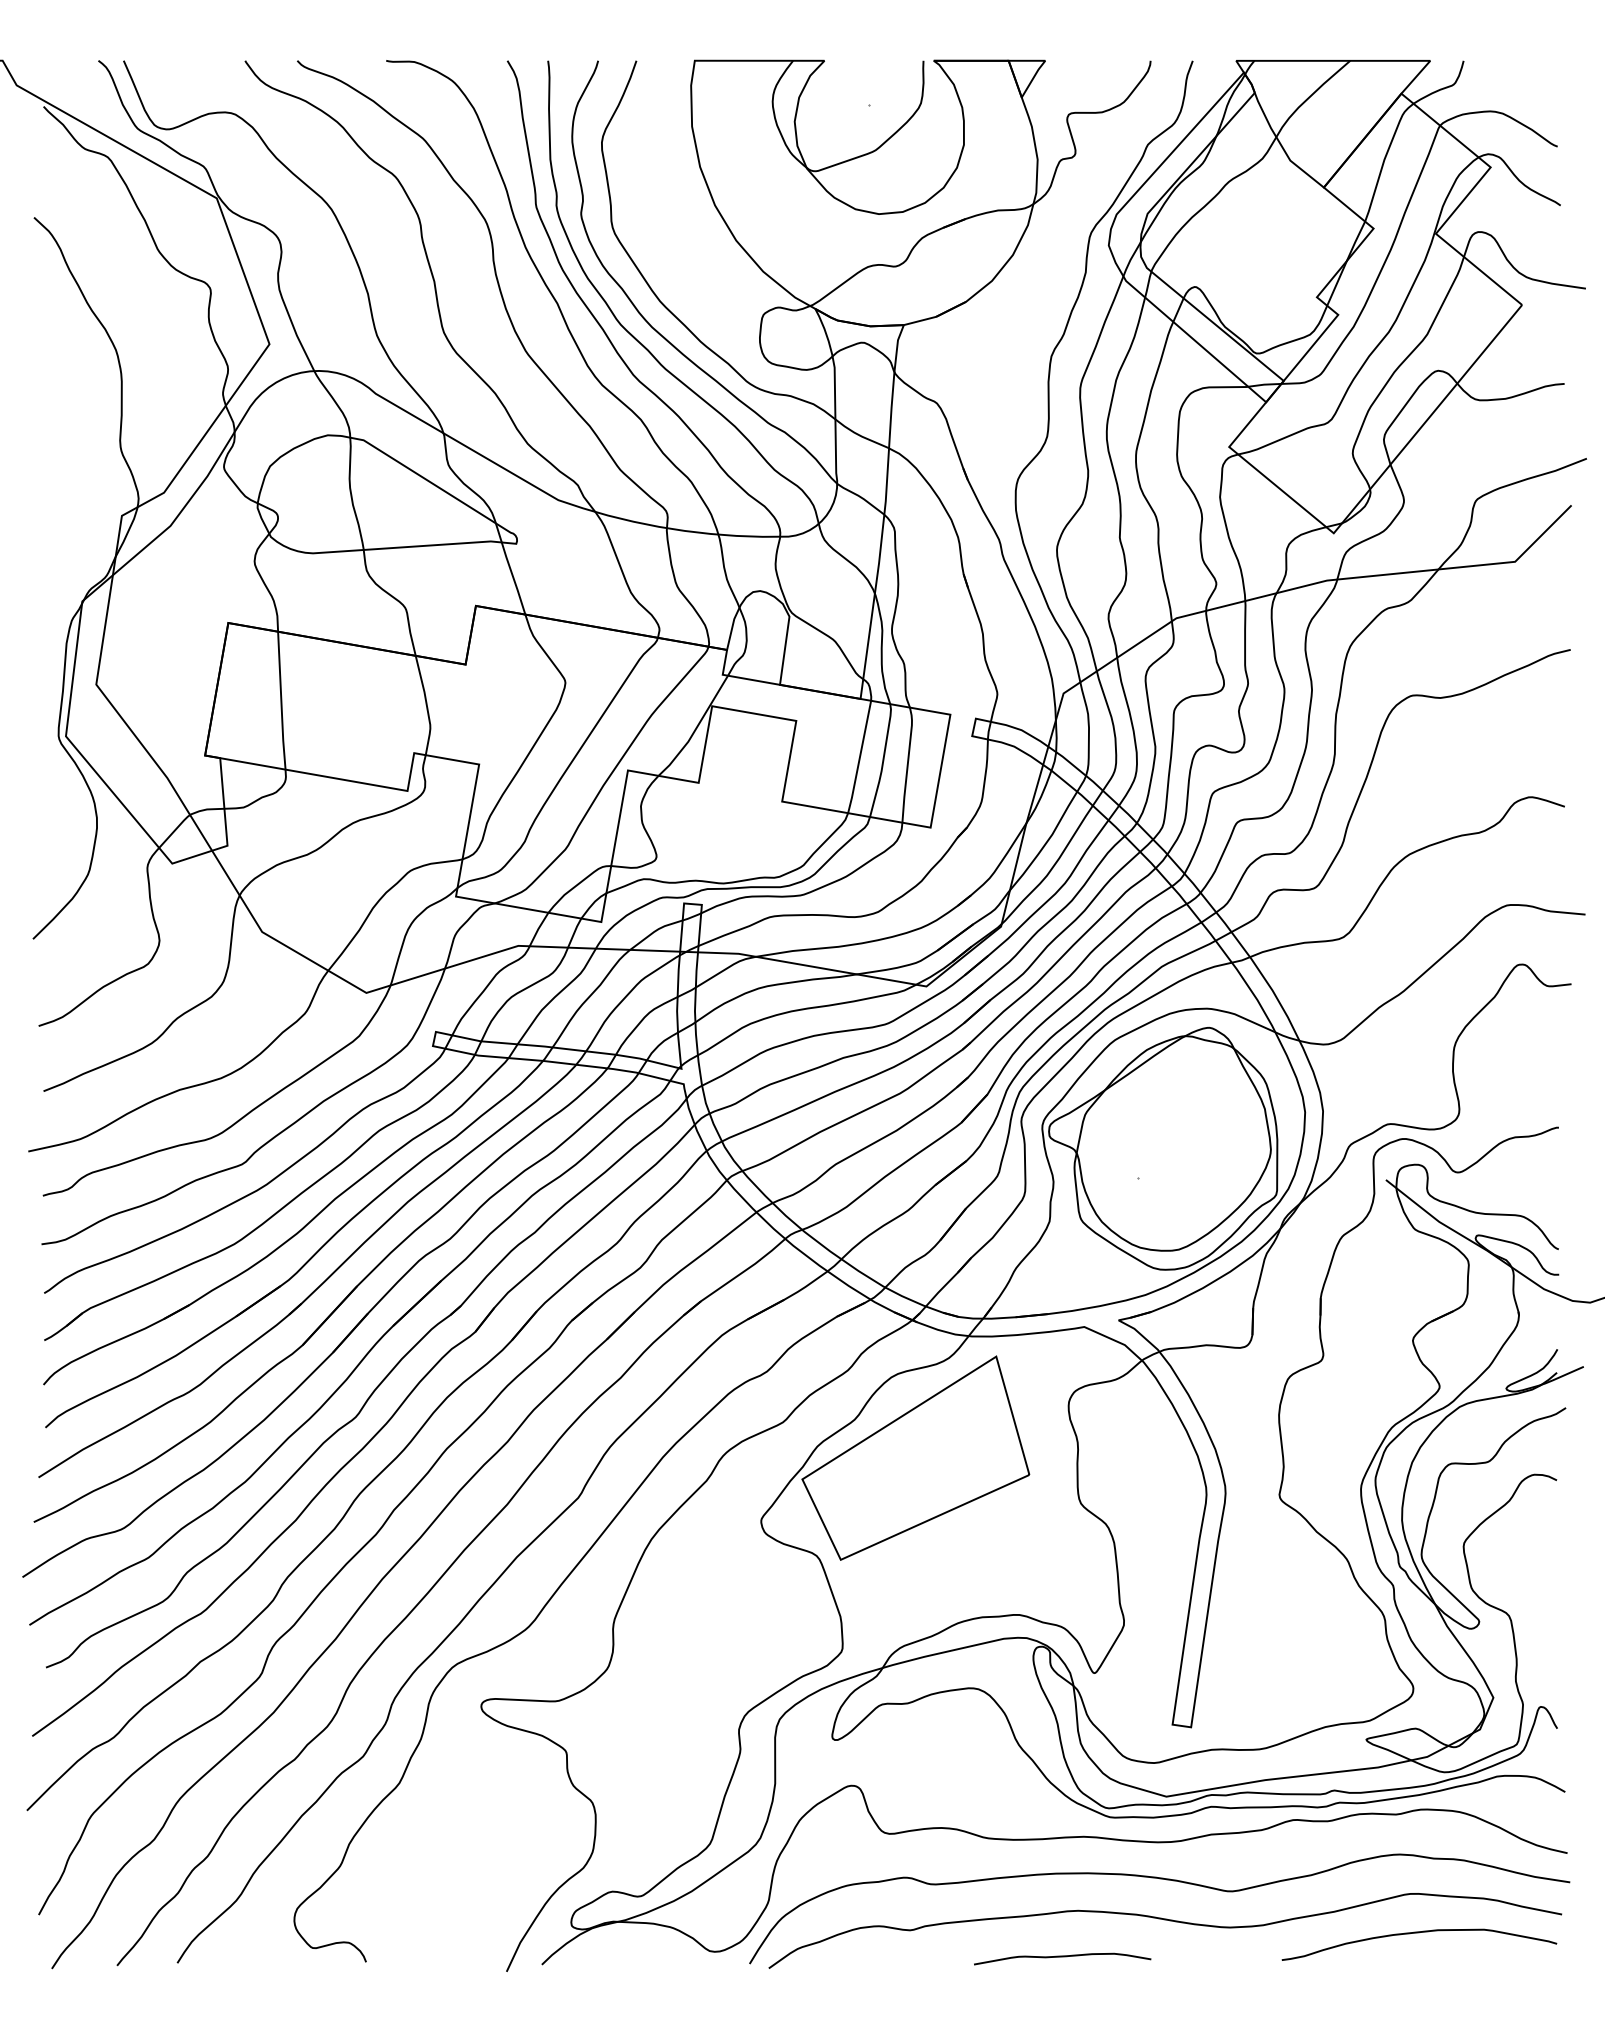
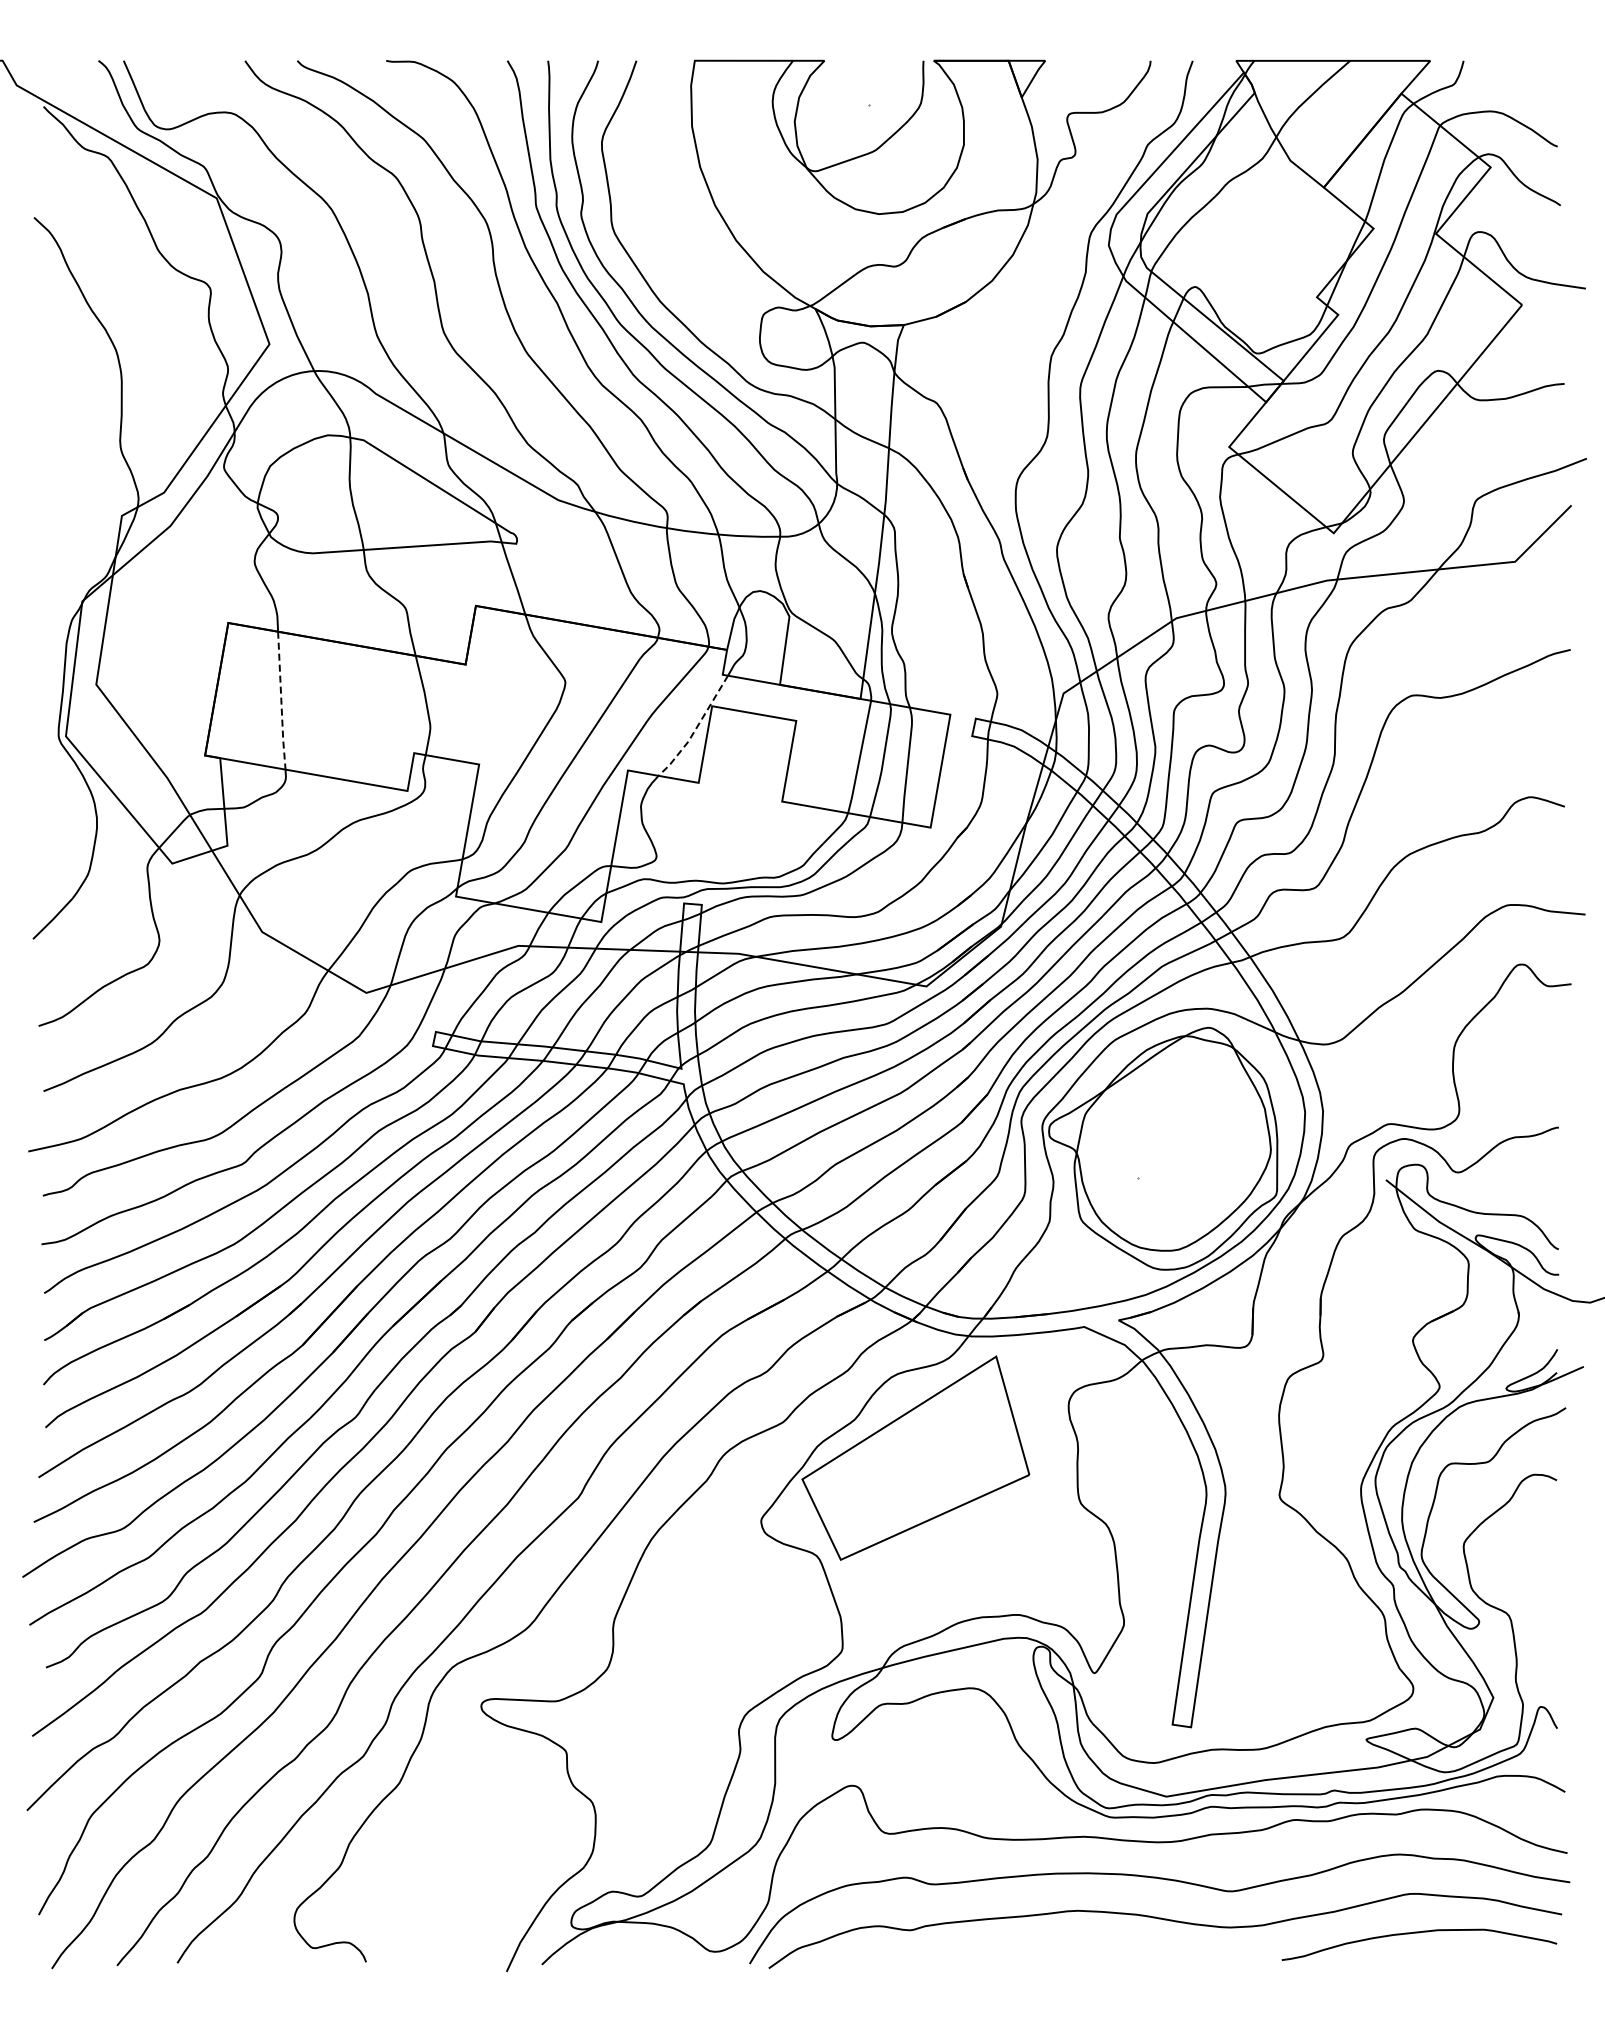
line: solid -> dashed (281, 702)
line: solid -> dashed (695, 729)
curve: present -> none (1062, 1957)
